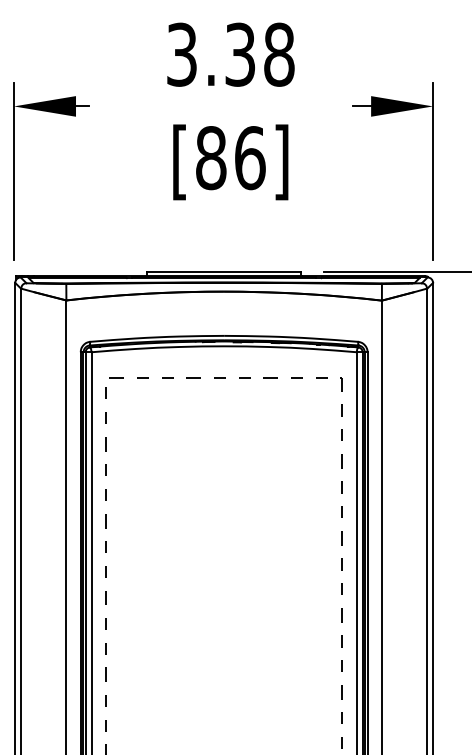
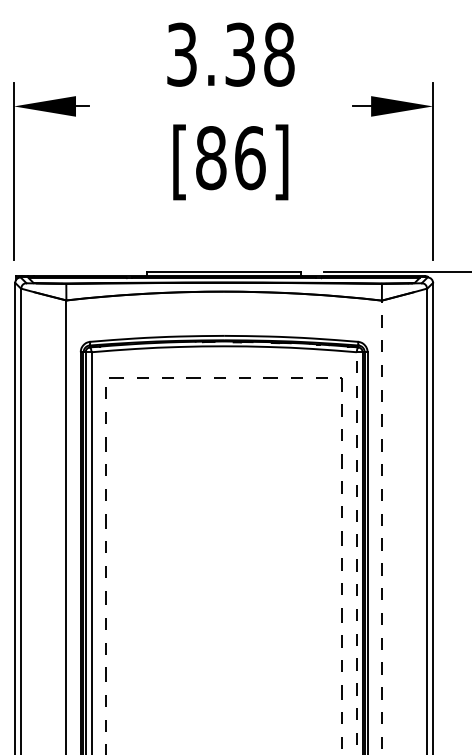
line: solid -> dashed (381, 527)
line: solid -> dashed (356, 553)
